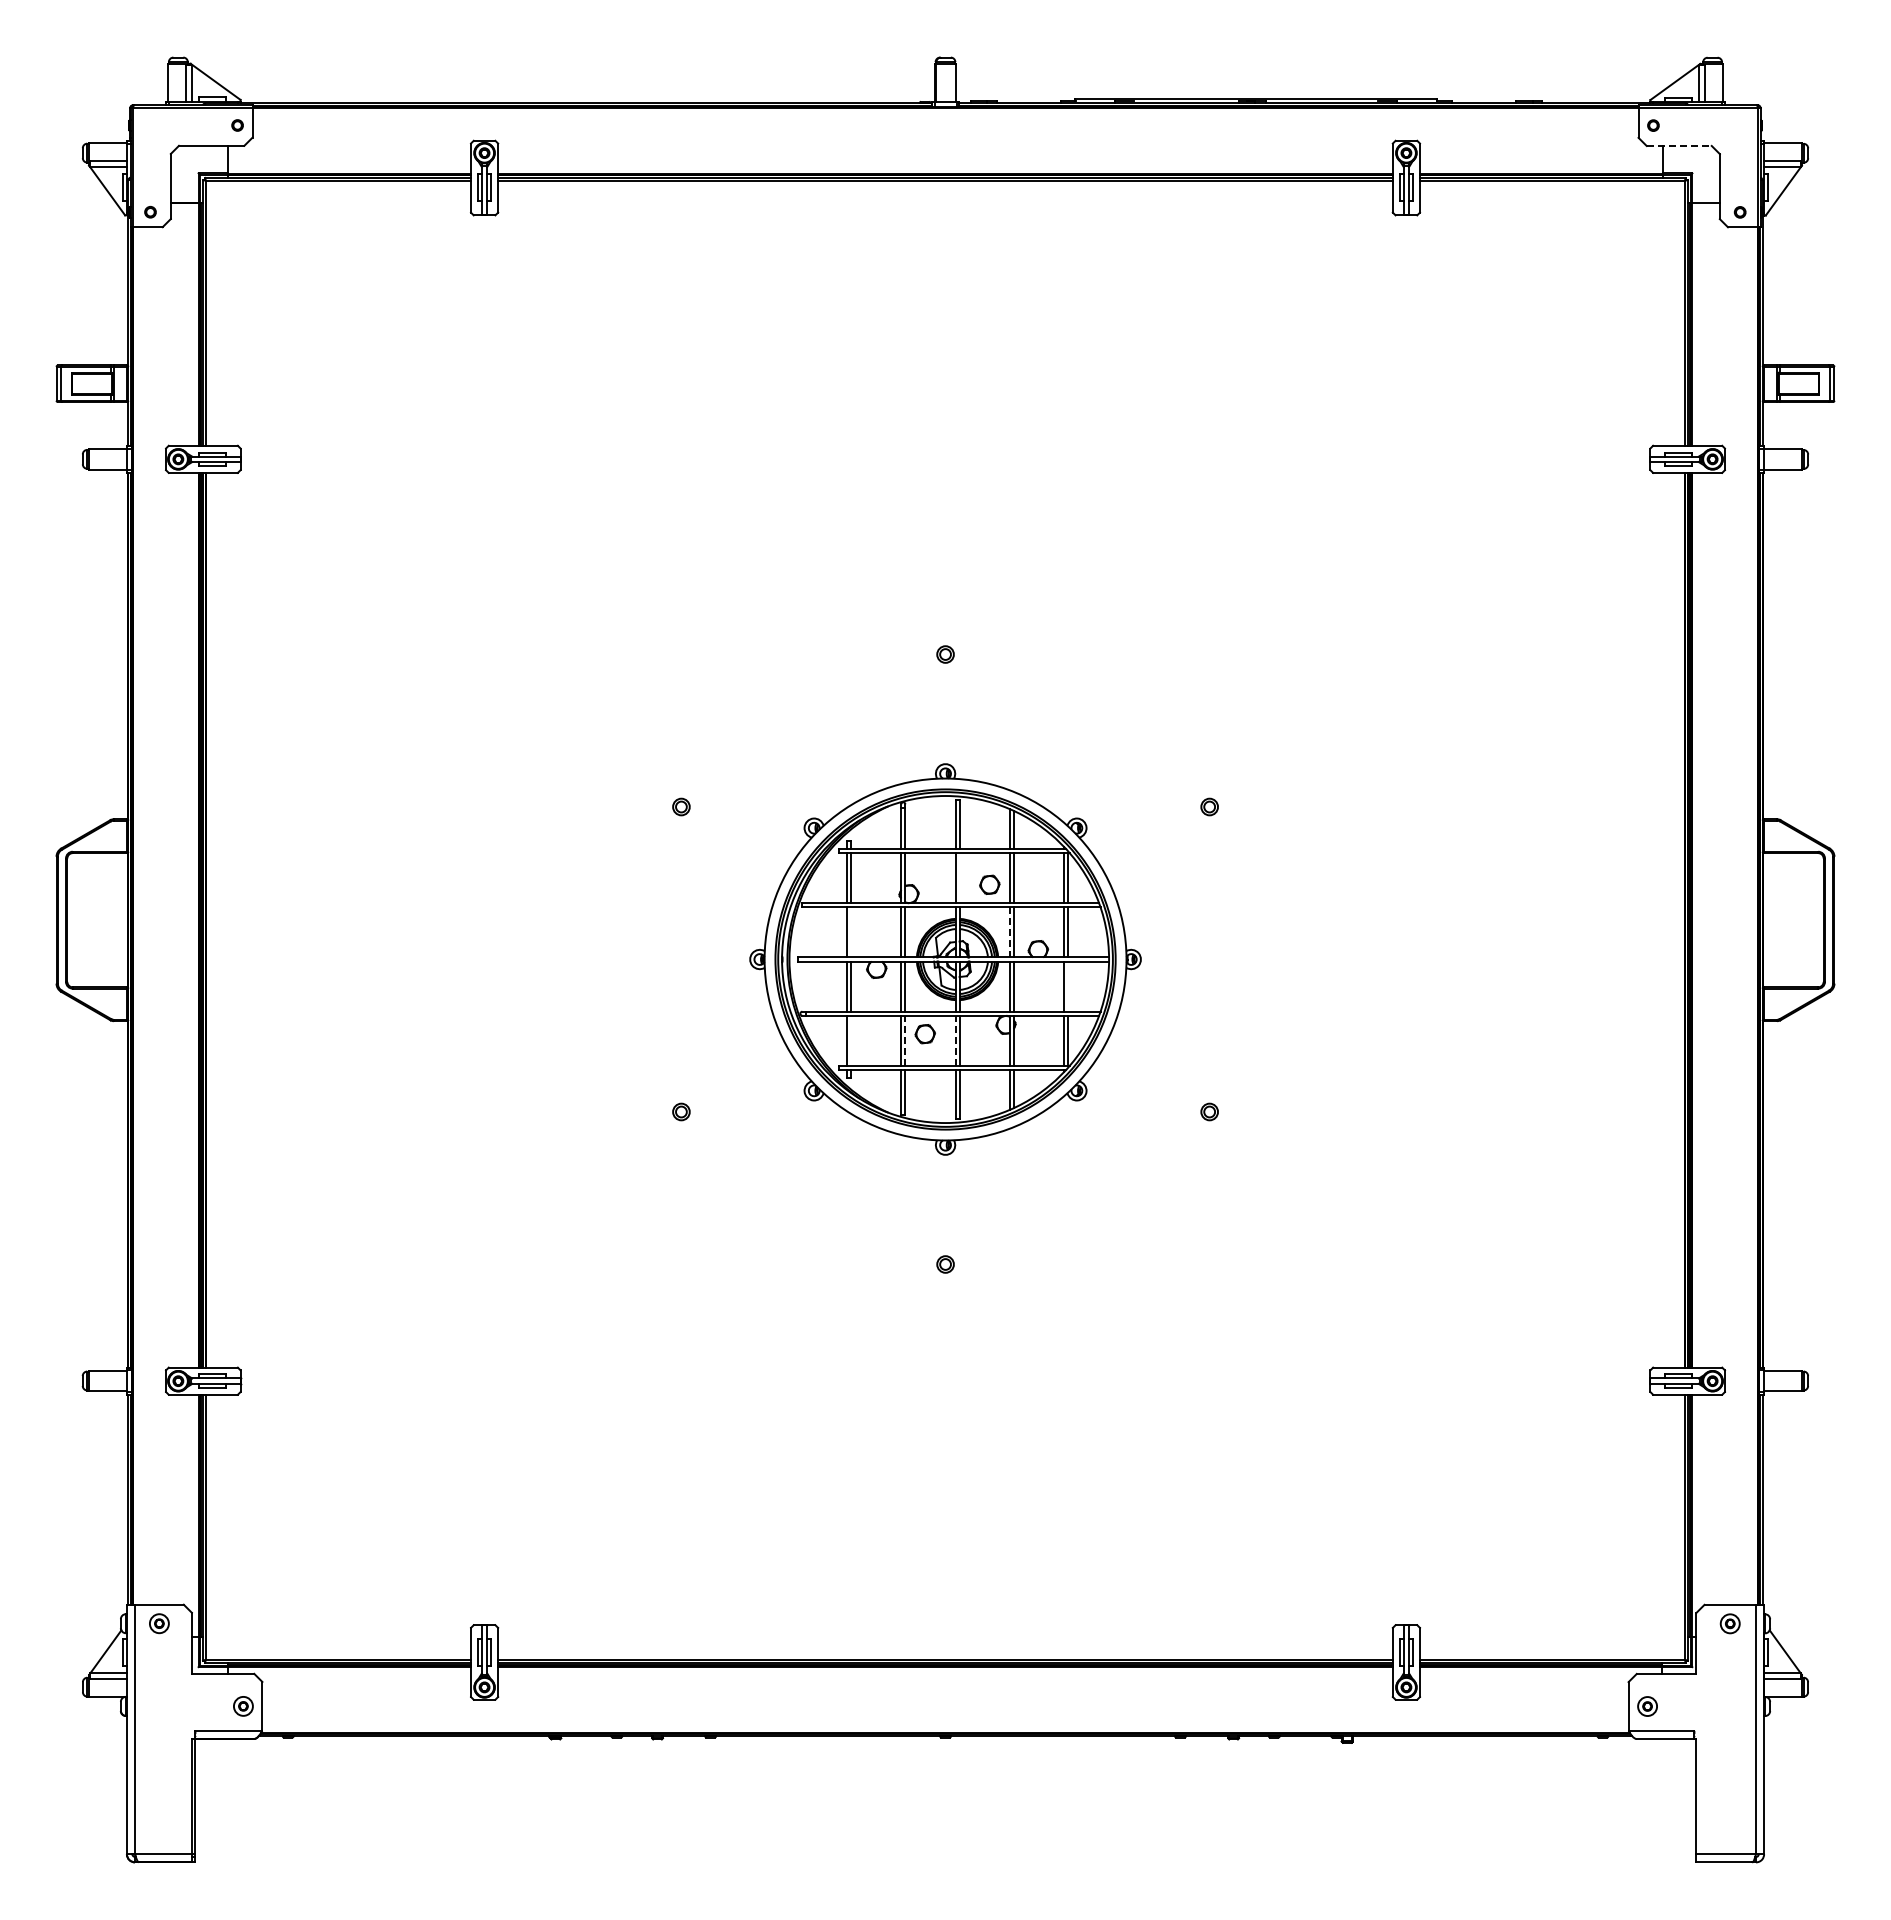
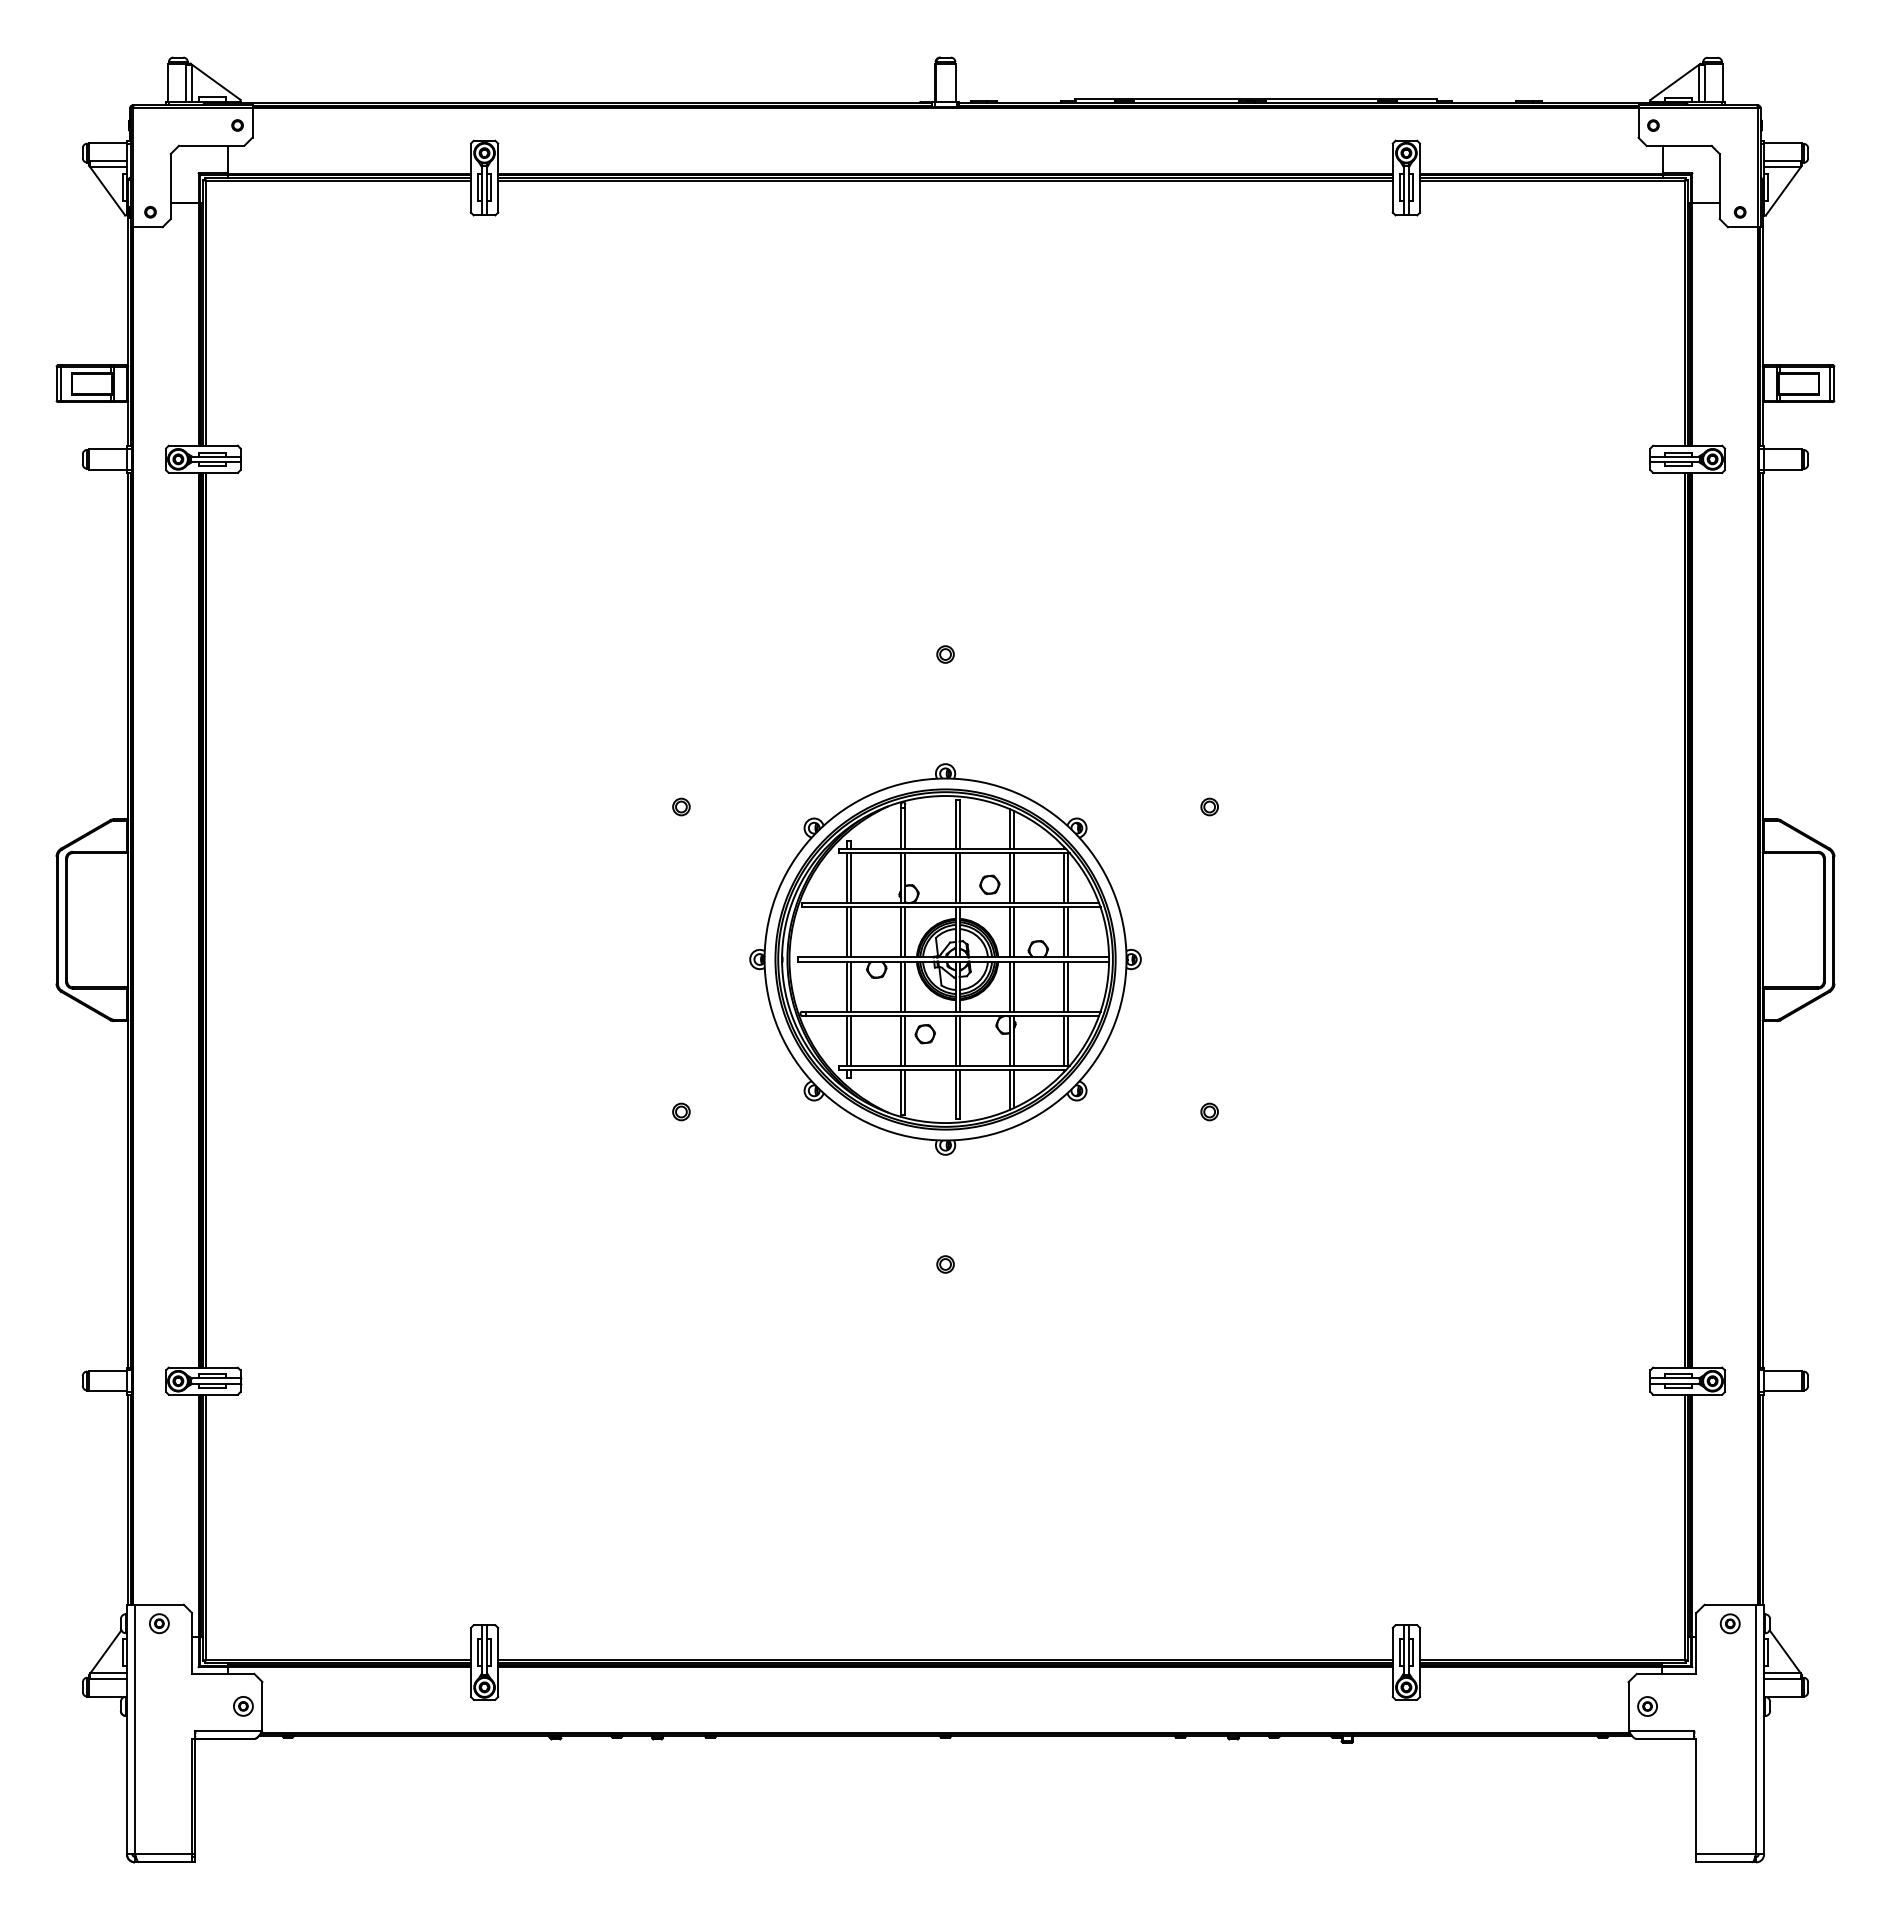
line: dashed -> solid (1679, 145)
line: none -> present (959, 878)
line: none -> present (851, 932)
line: dashed -> solid (1009, 932)
line: none -> present (1068, 986)
line: none -> present (851, 1040)
line: dashed -> solid (905, 1040)
line: dashed -> solid (955, 1040)
